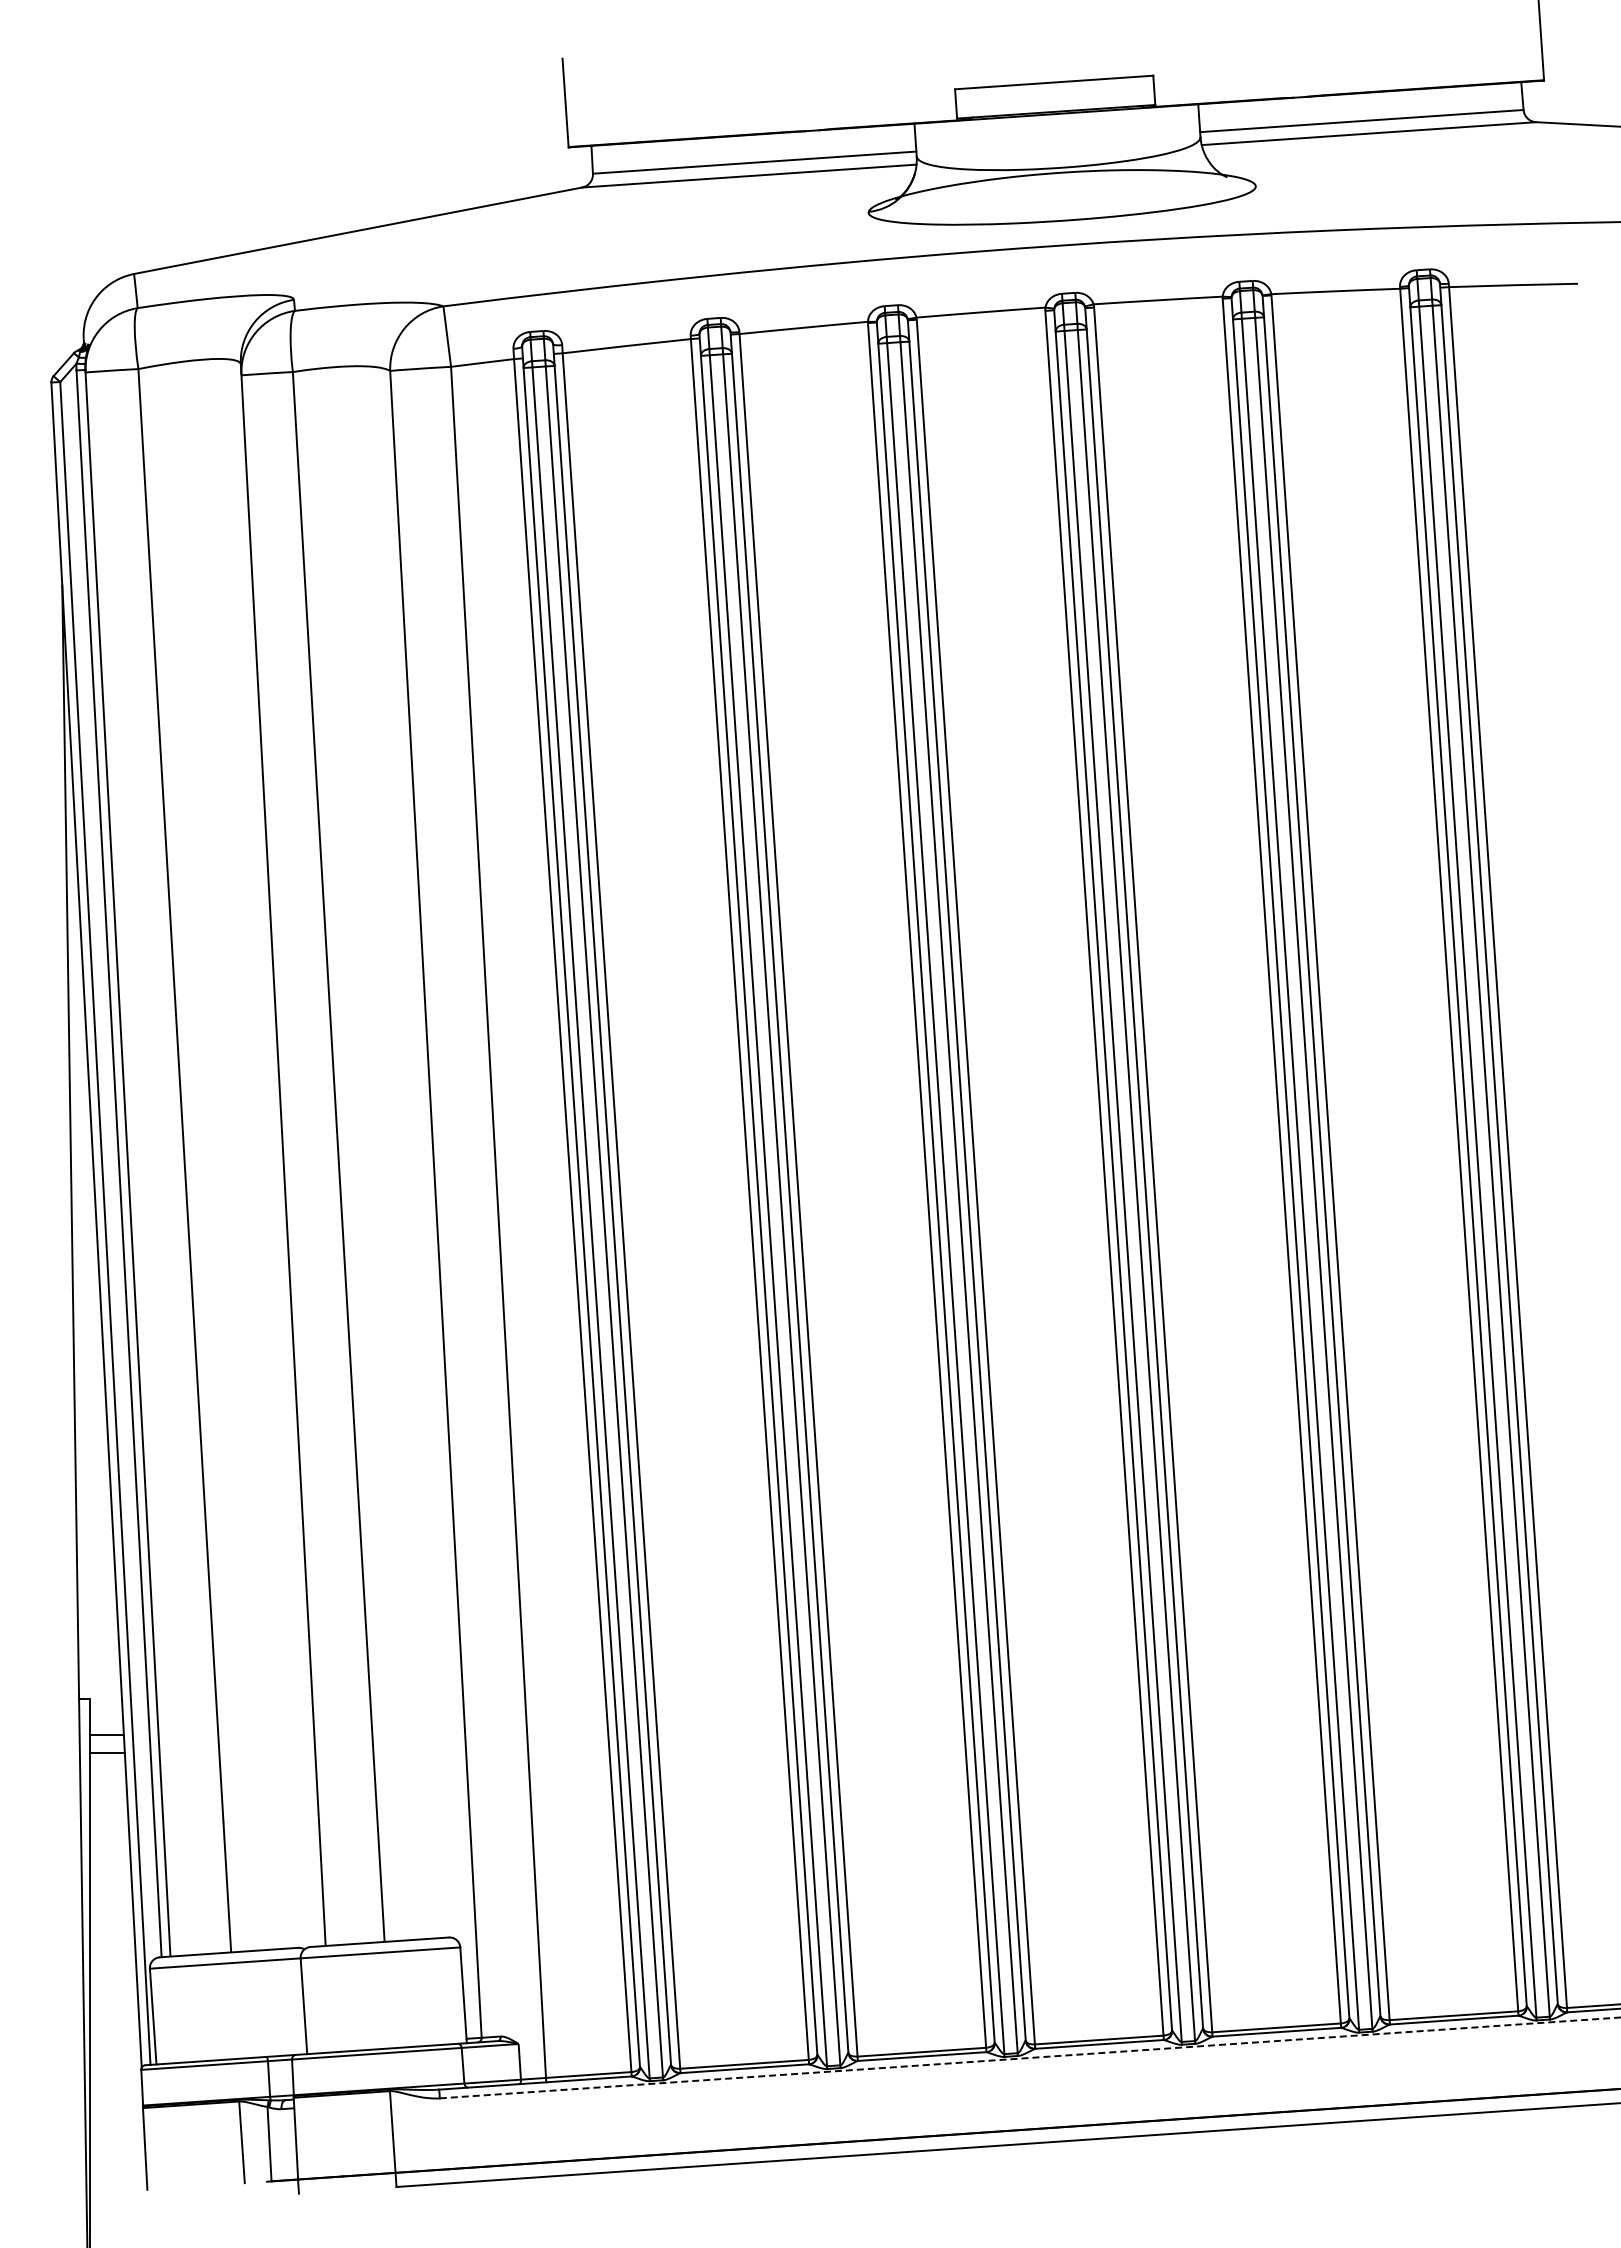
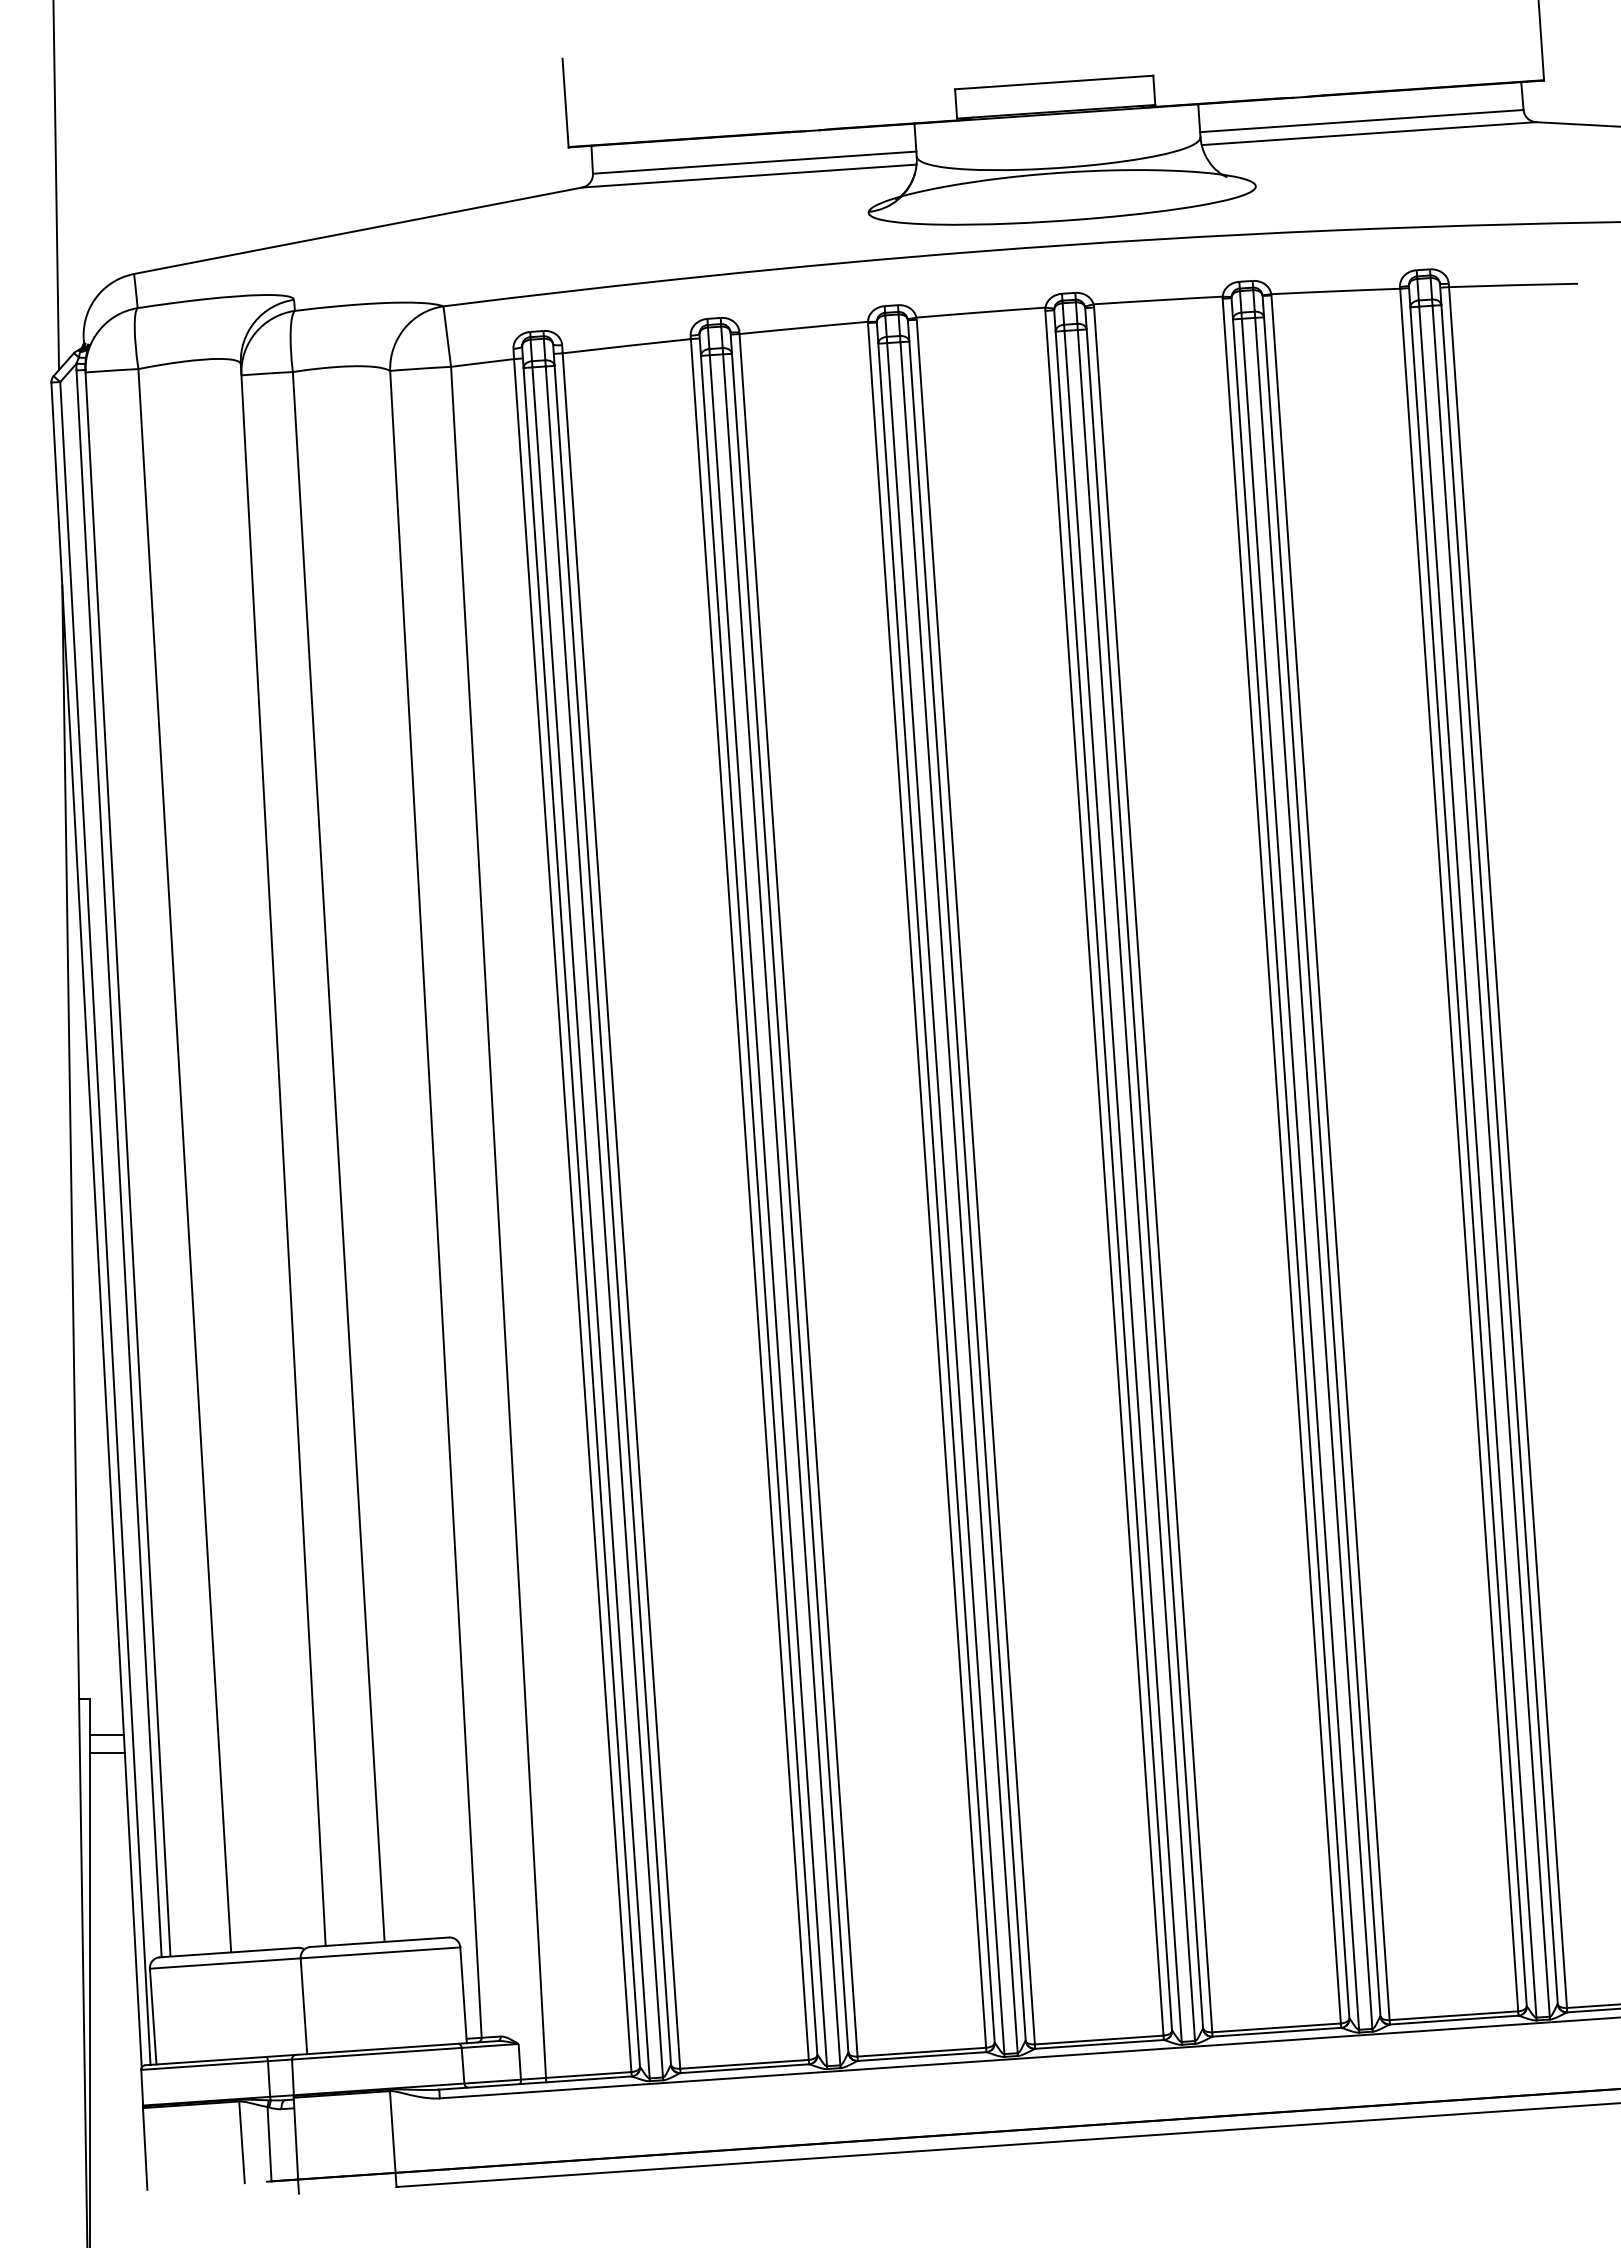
line: none -> present (56, 186)
line: dashed -> solid (1030, 2057)
